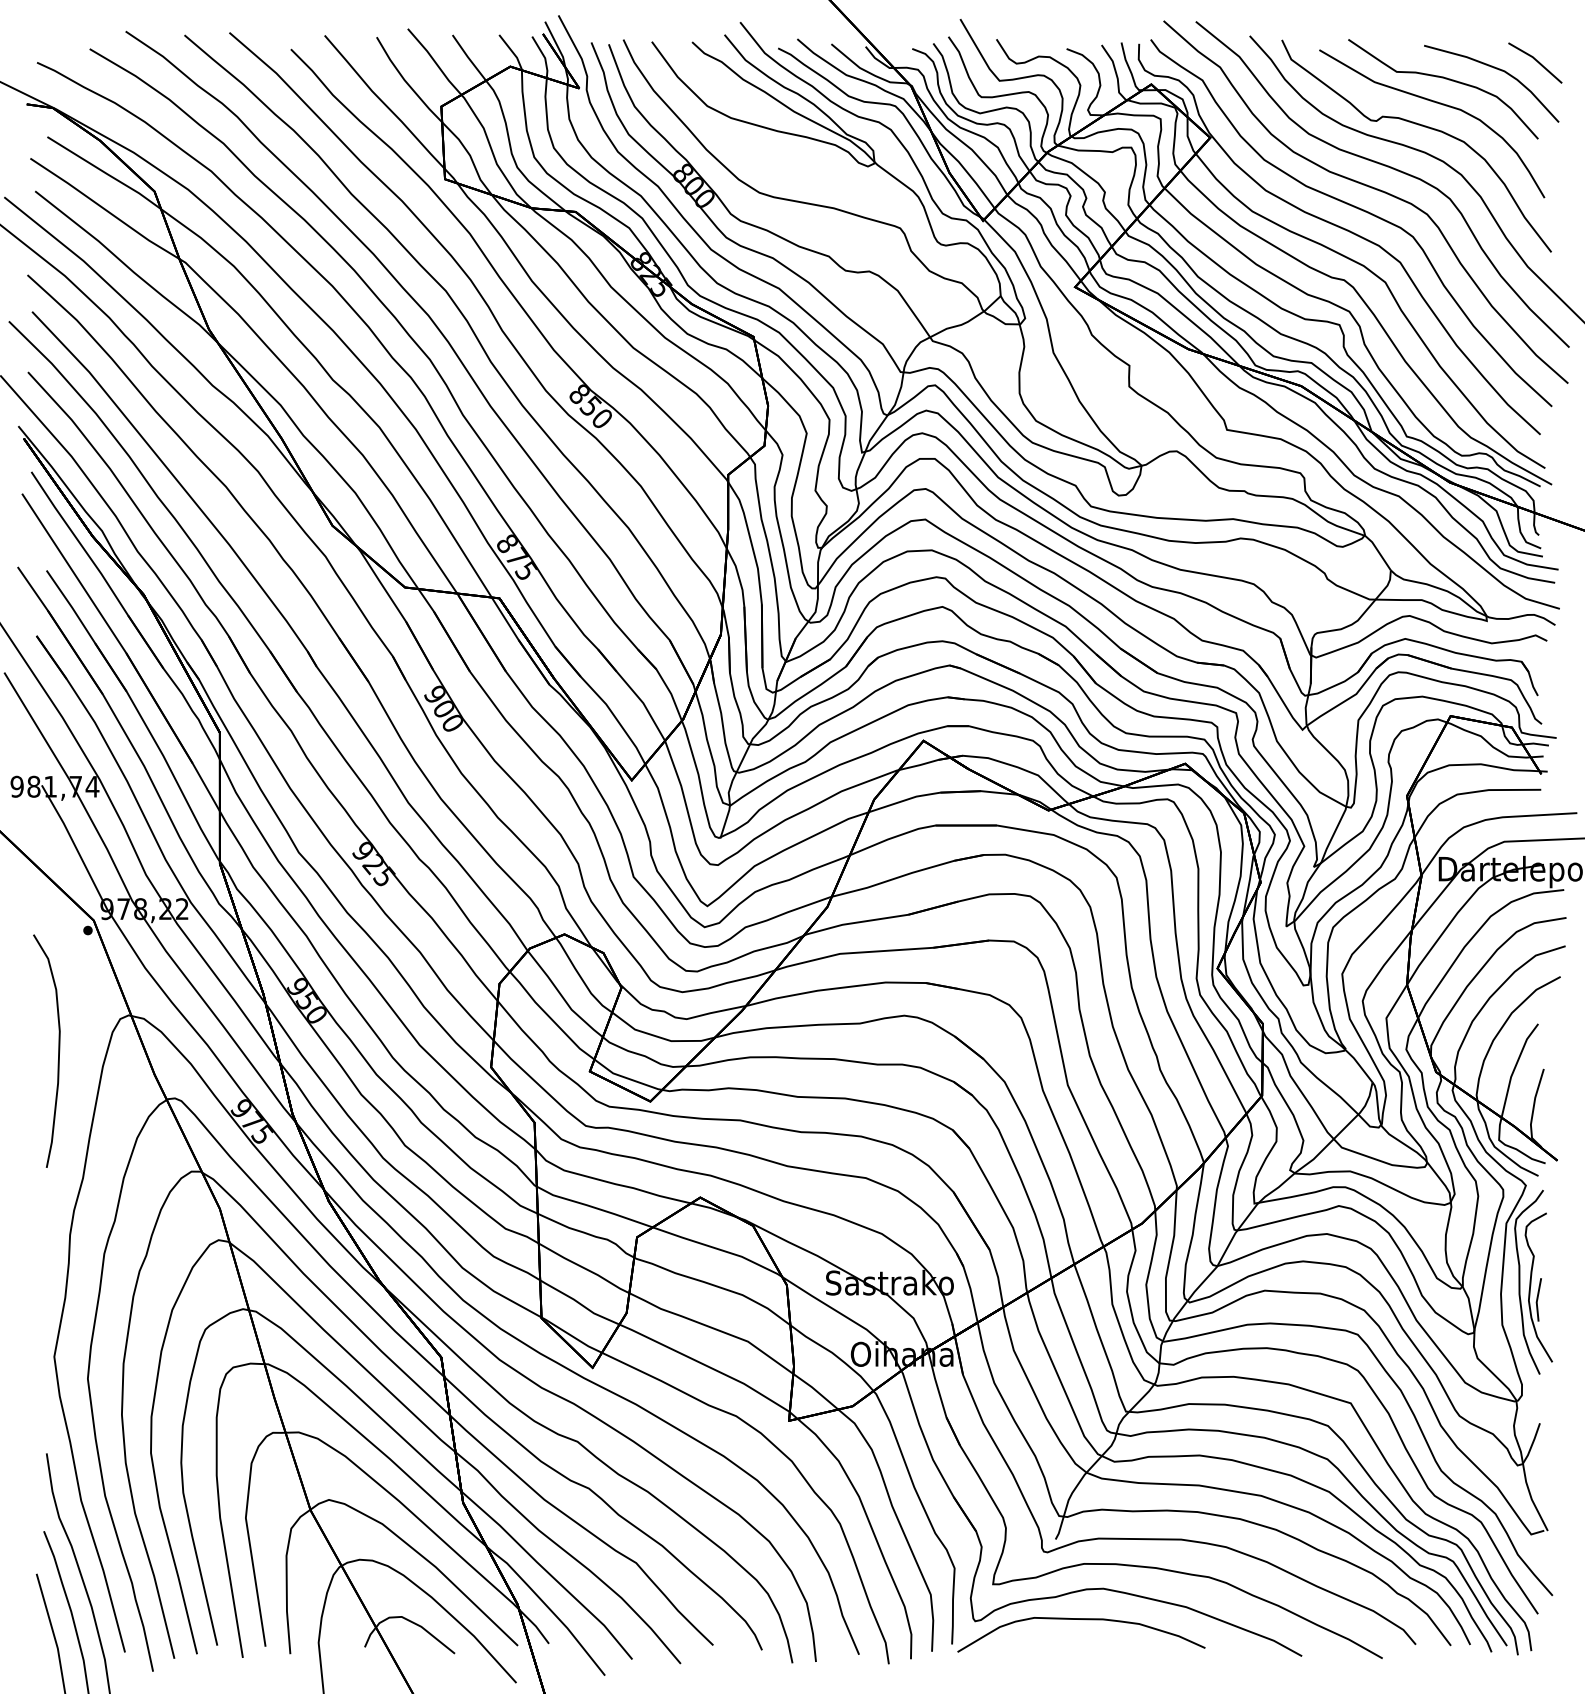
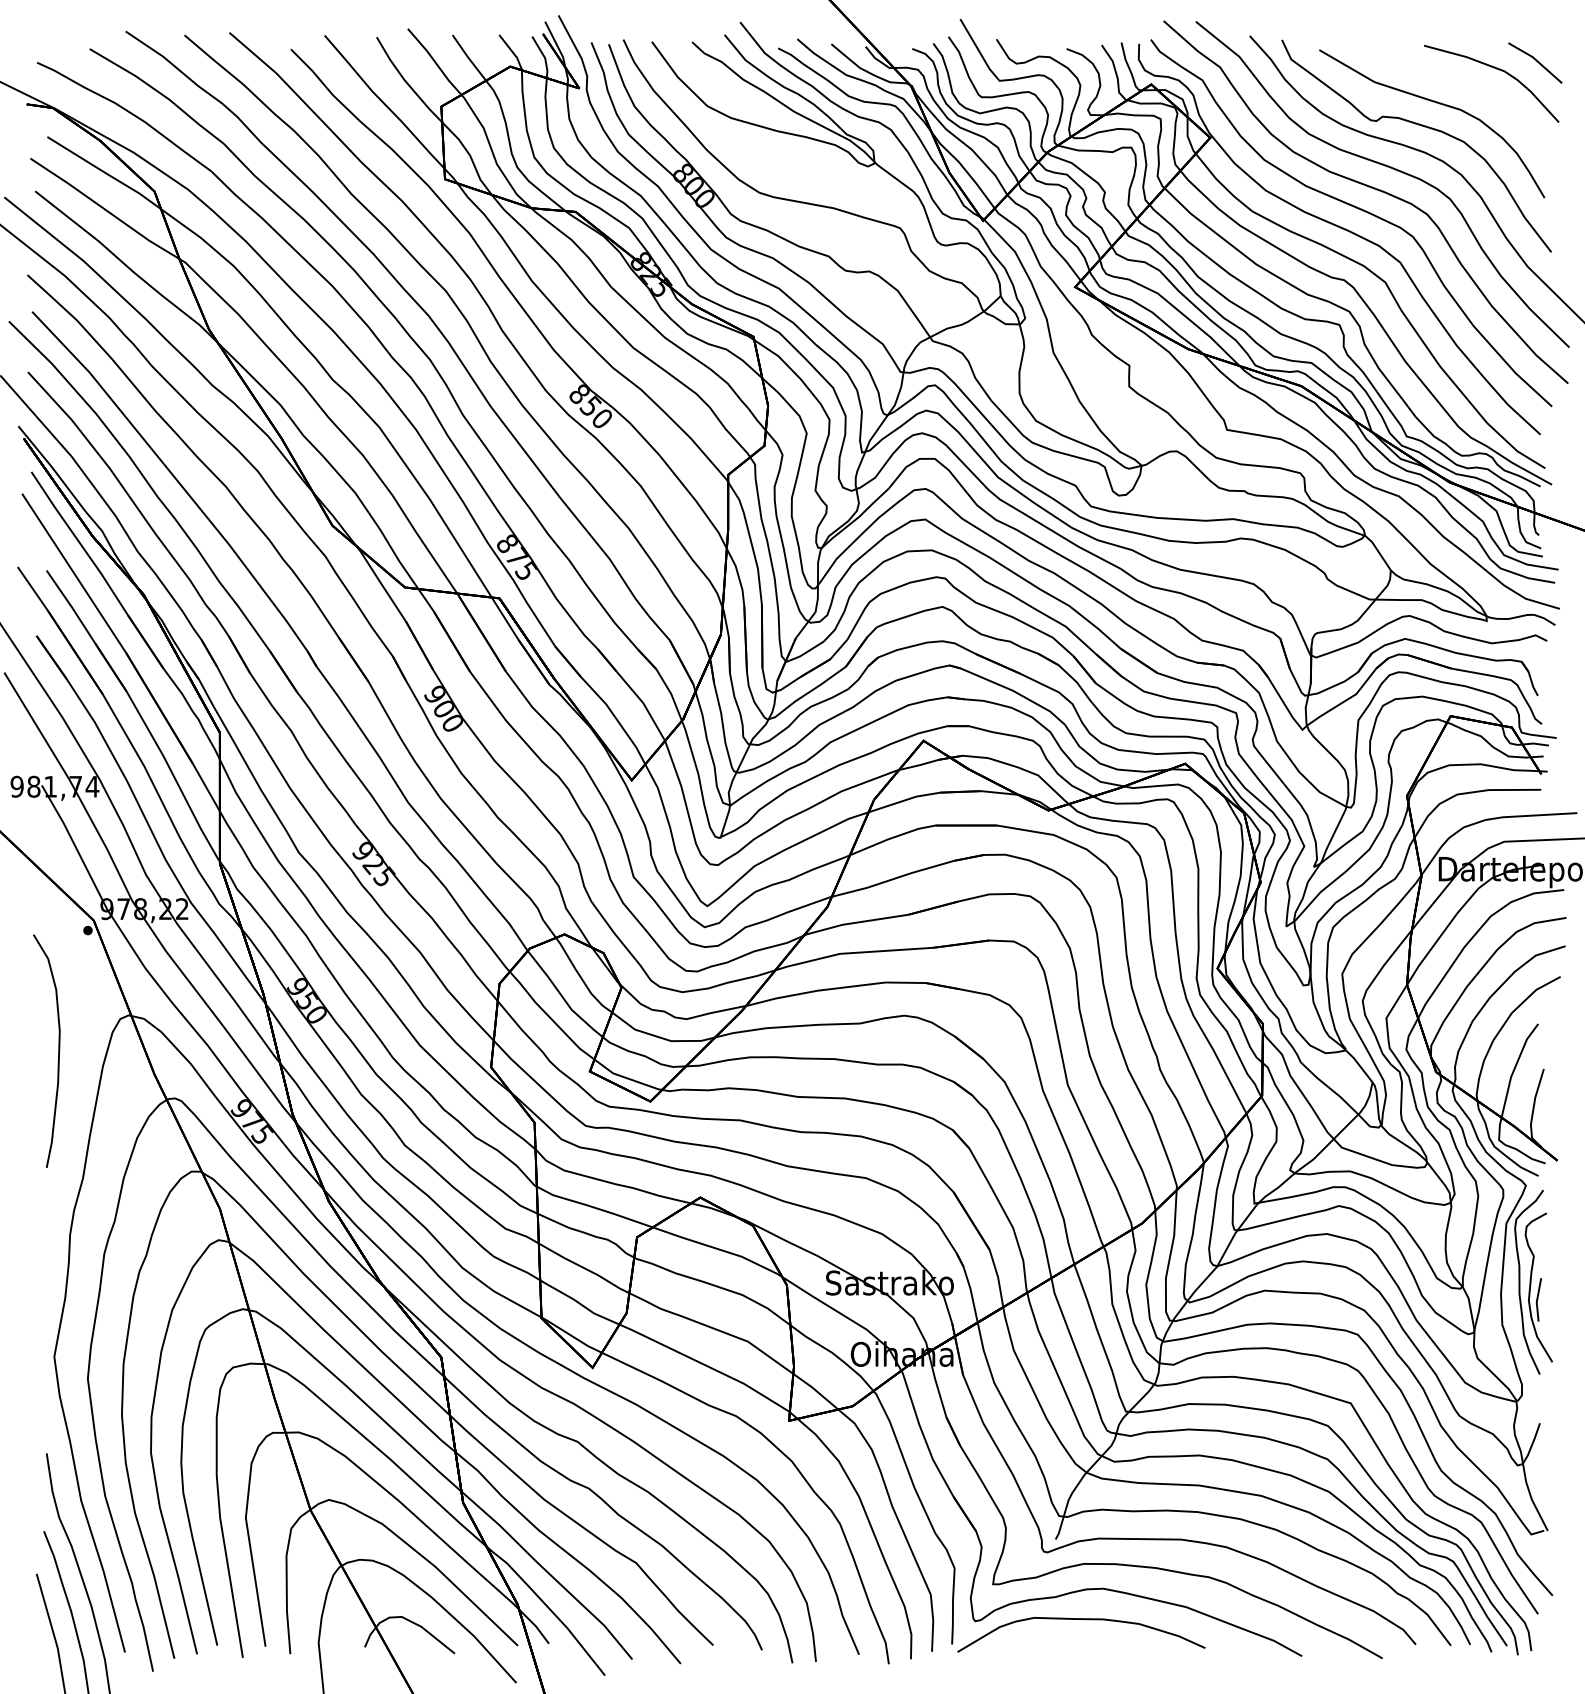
curve: present -> none (1445, 79)
